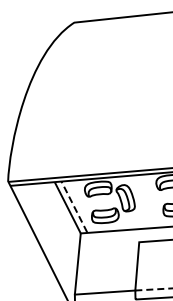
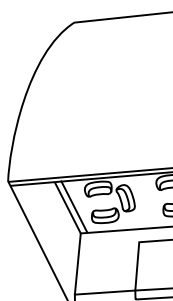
line: dashed -> solid (74, 206)
line: dashed -> solid (154, 289)
